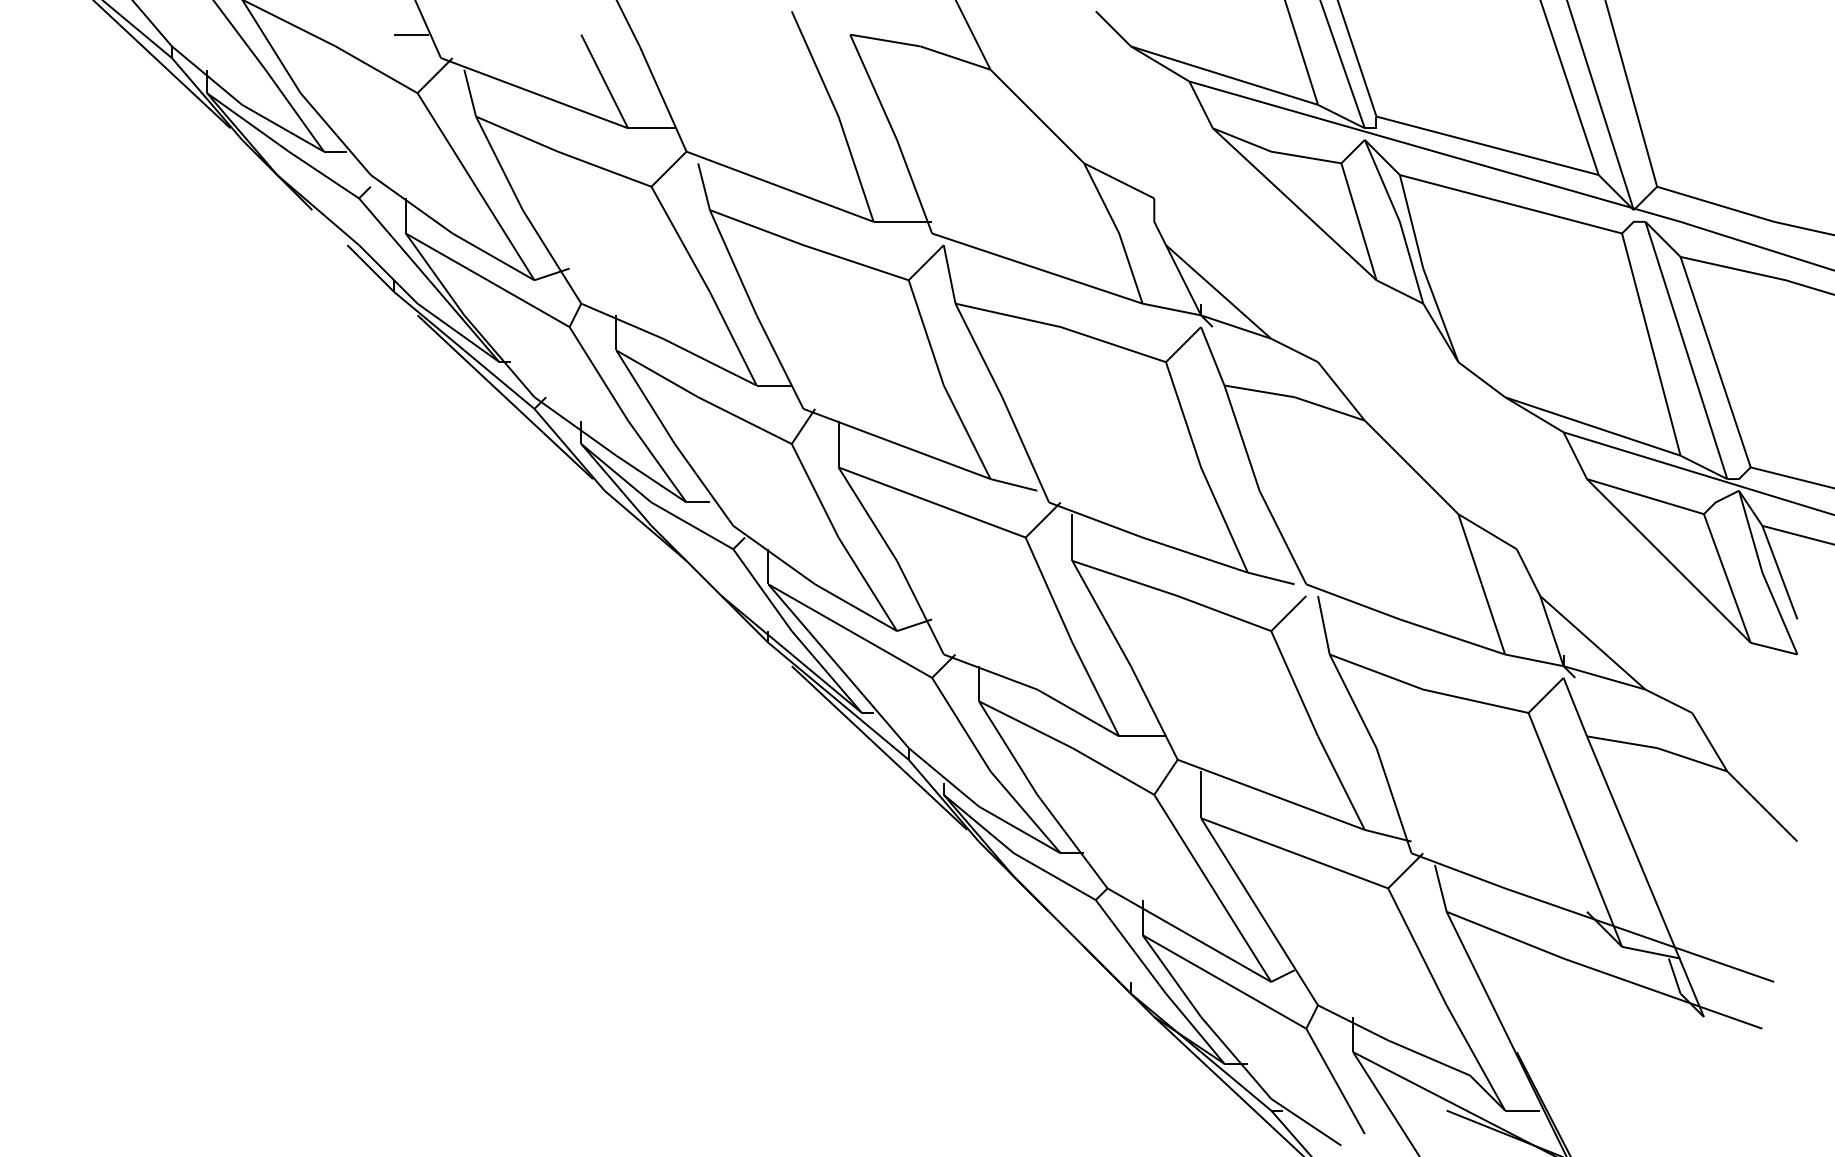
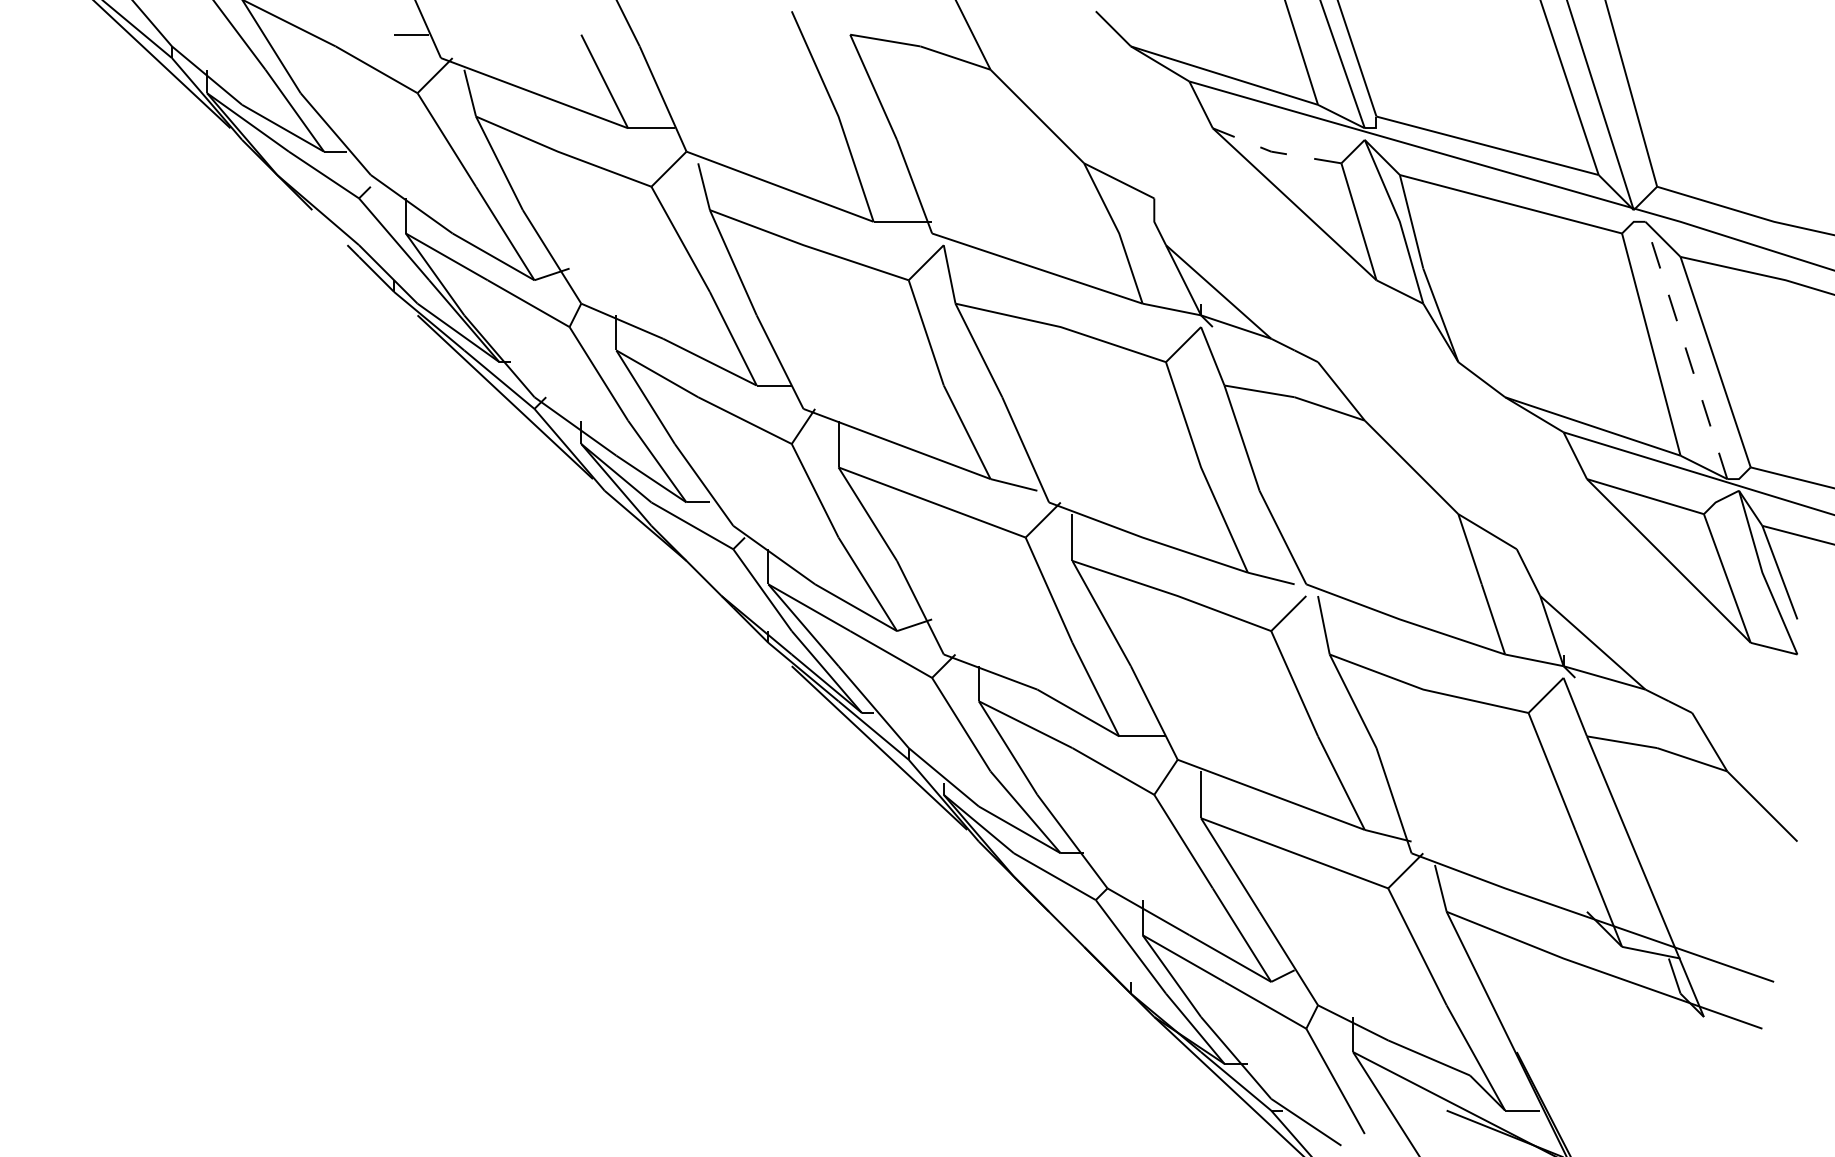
line: solid -> dashed (1275, 152)
line: solid -> dashed (1686, 350)
